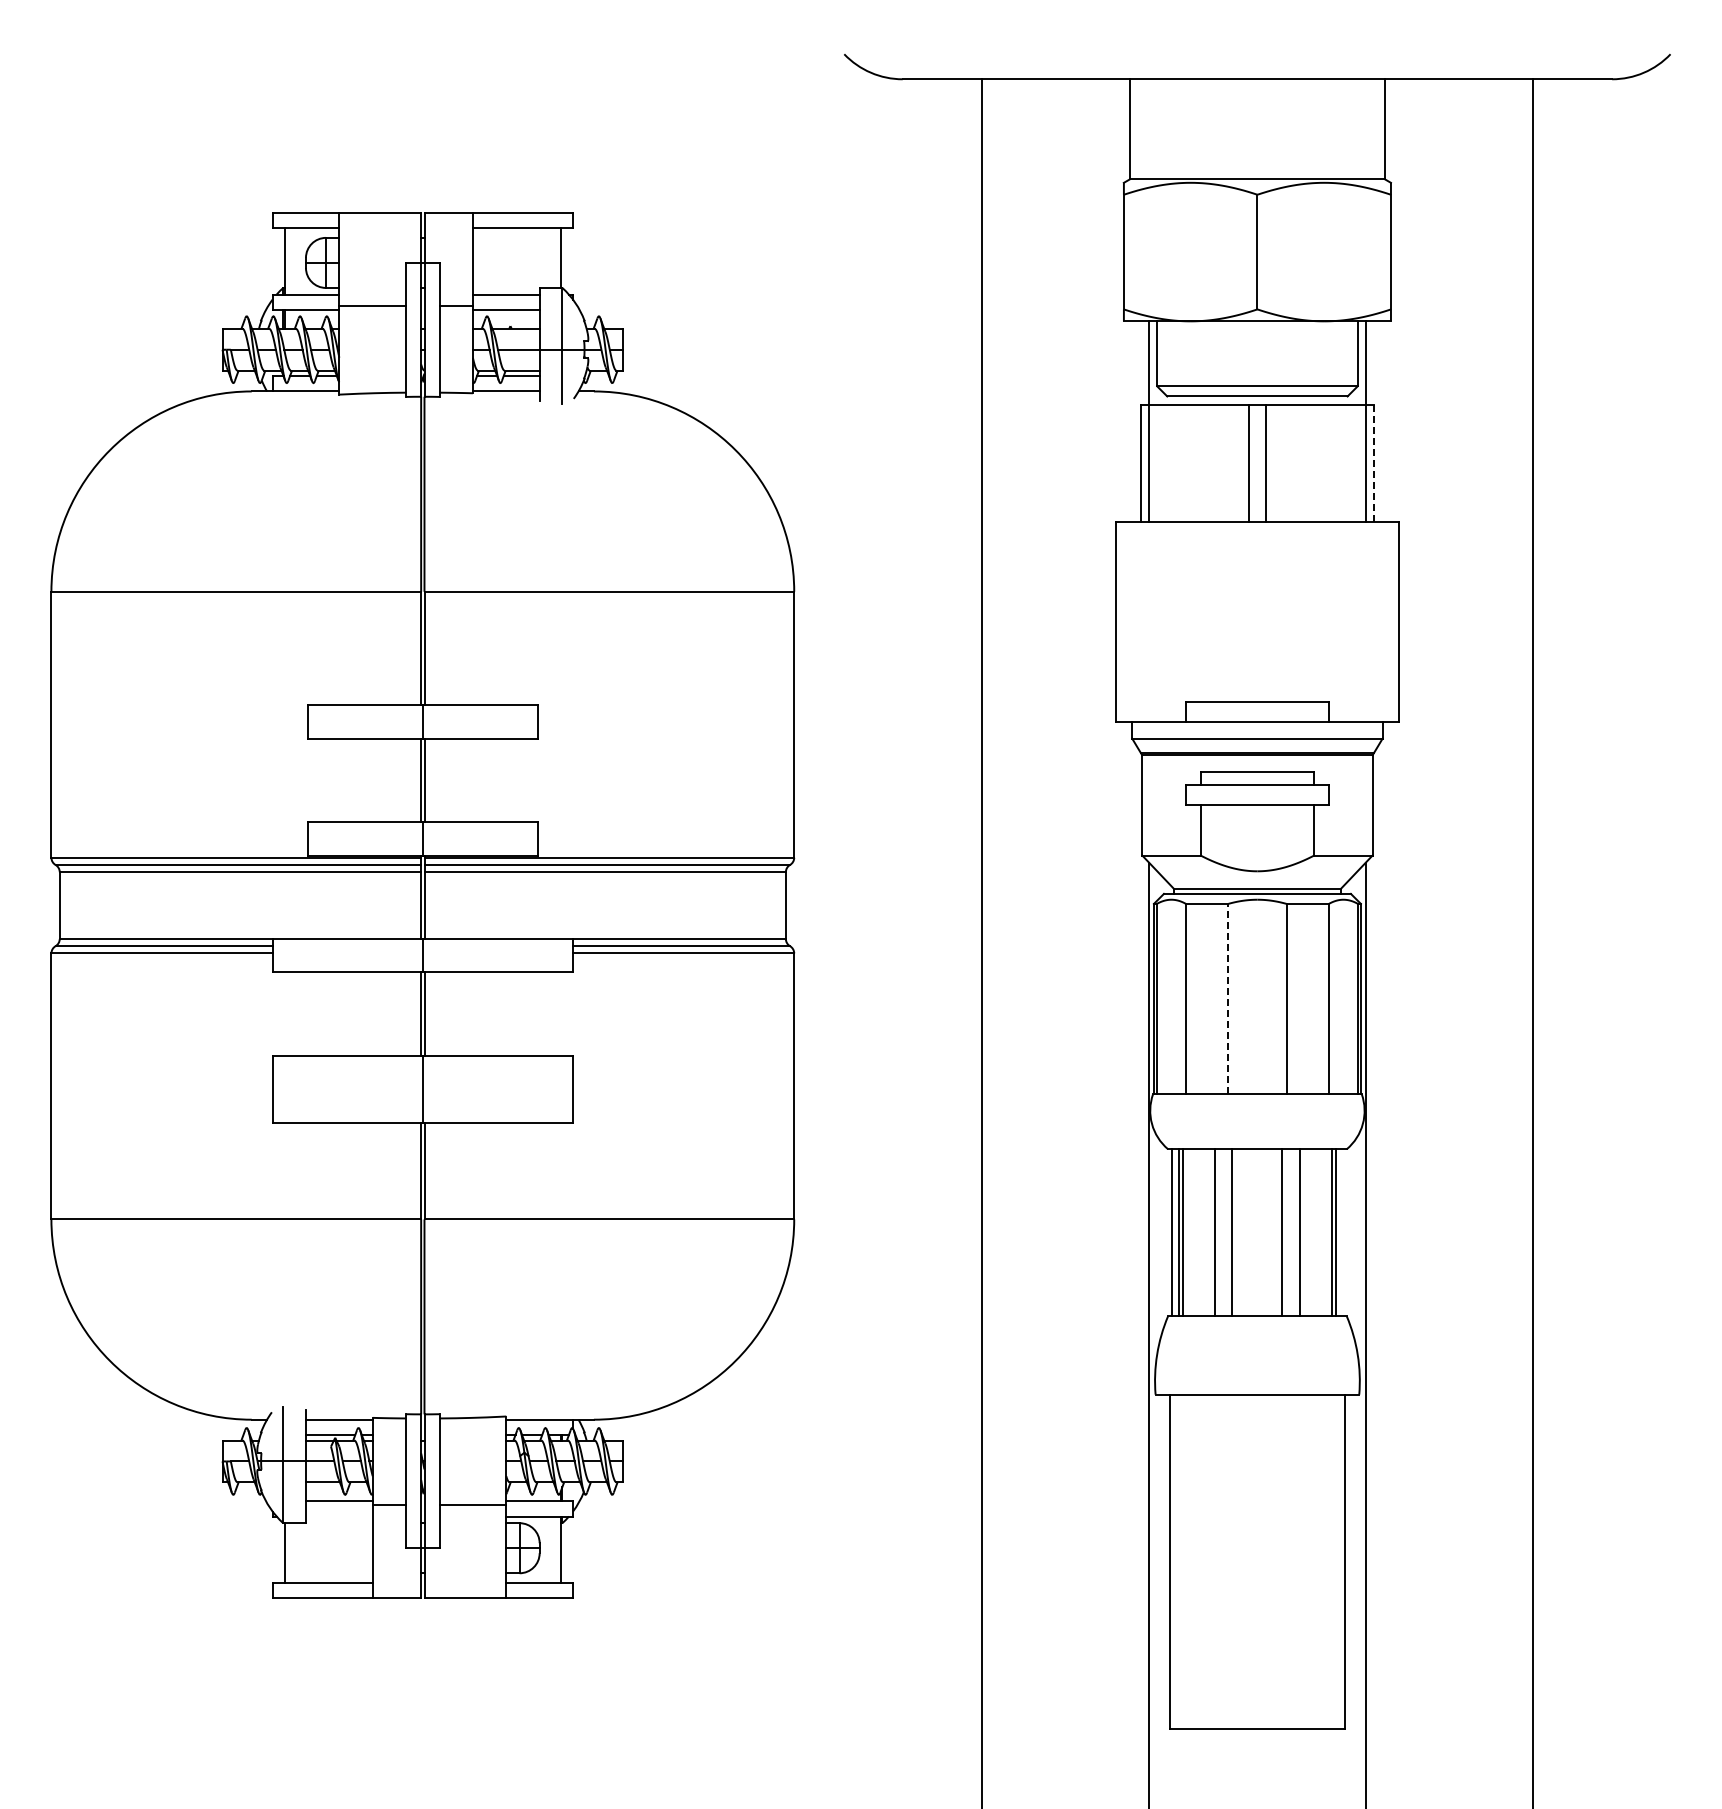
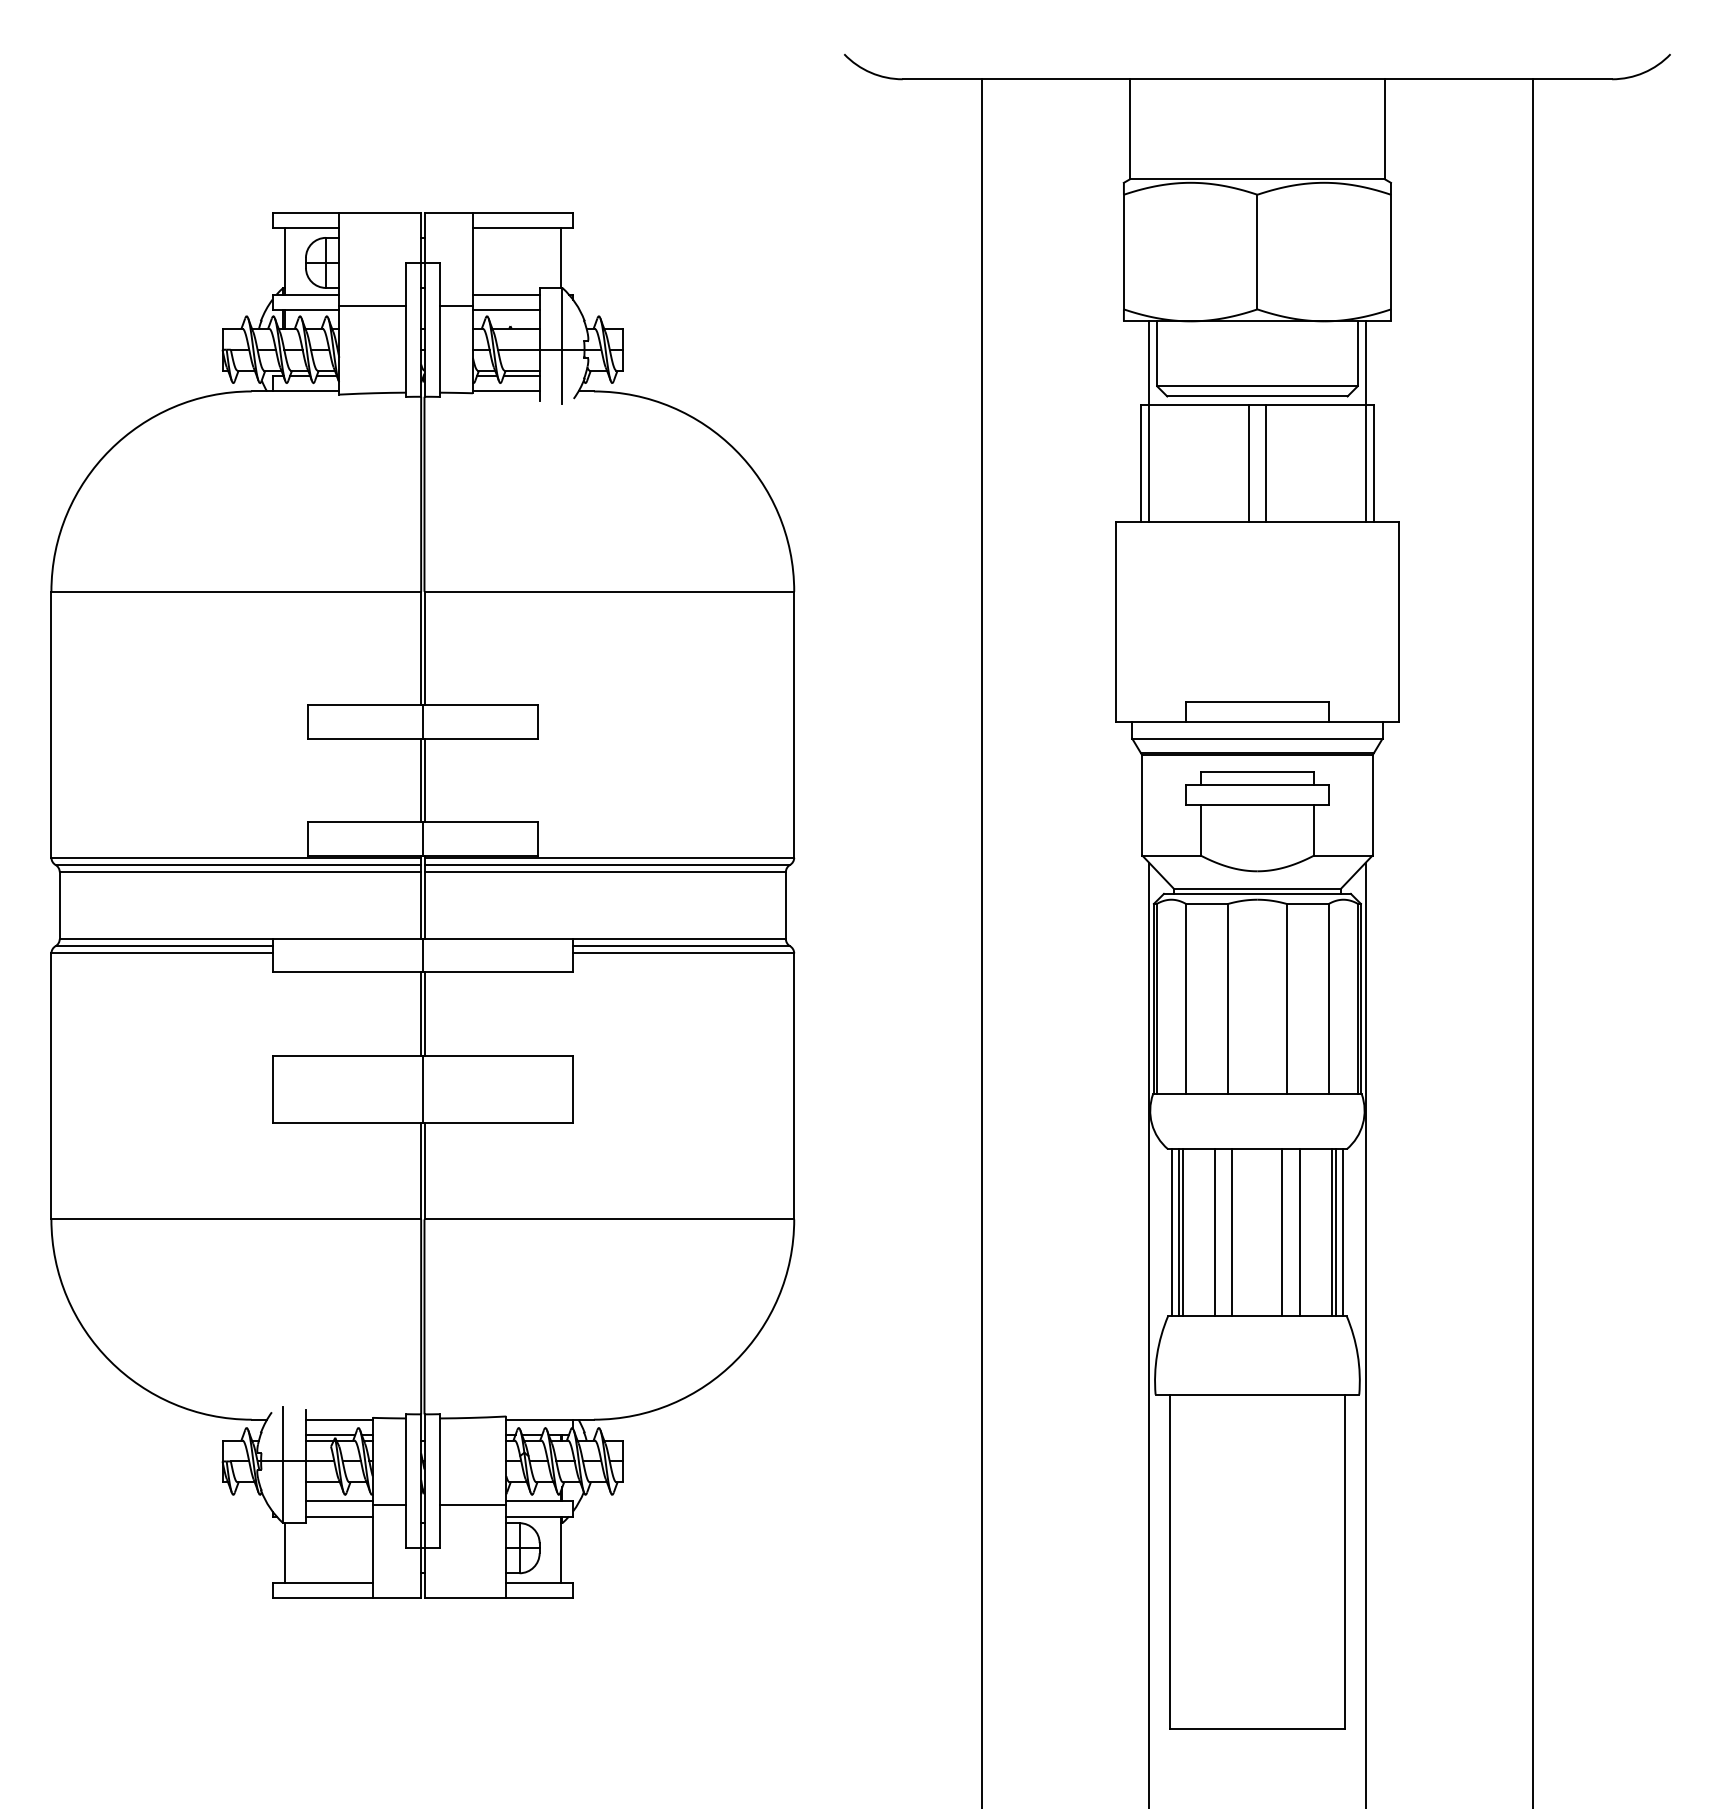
line: dashed -> solid (1374, 463)
line: dashed -> solid (1228, 998)
line: none -> present (1343, 1232)
line: none -> present (338, 1516)
